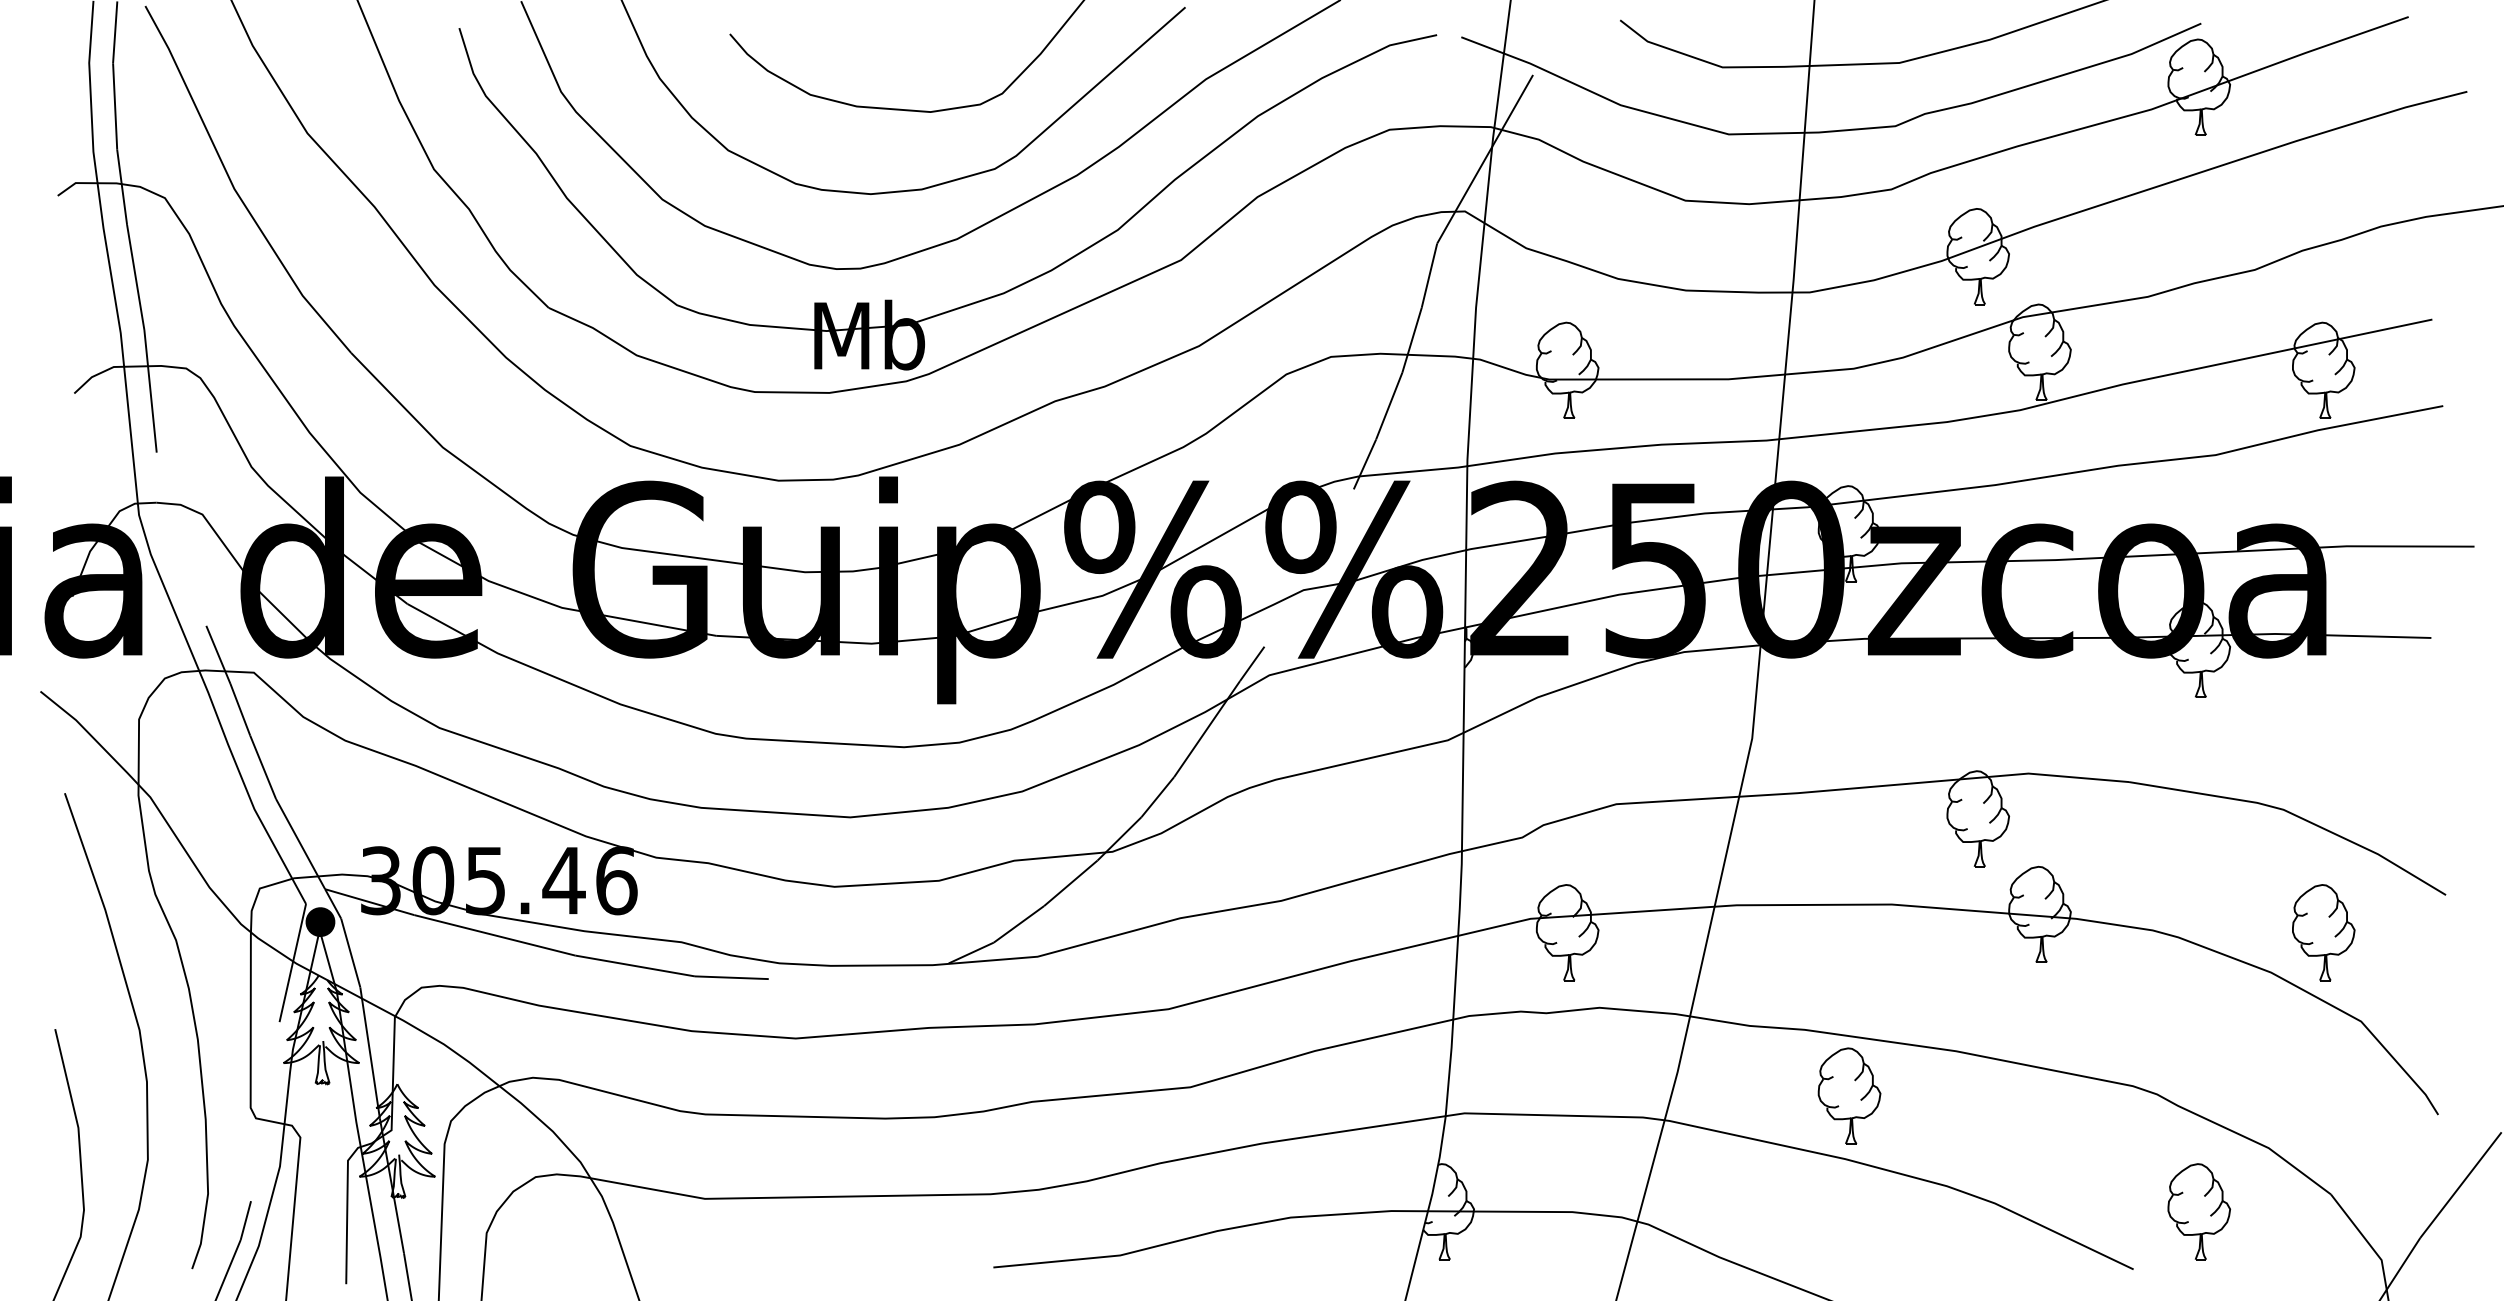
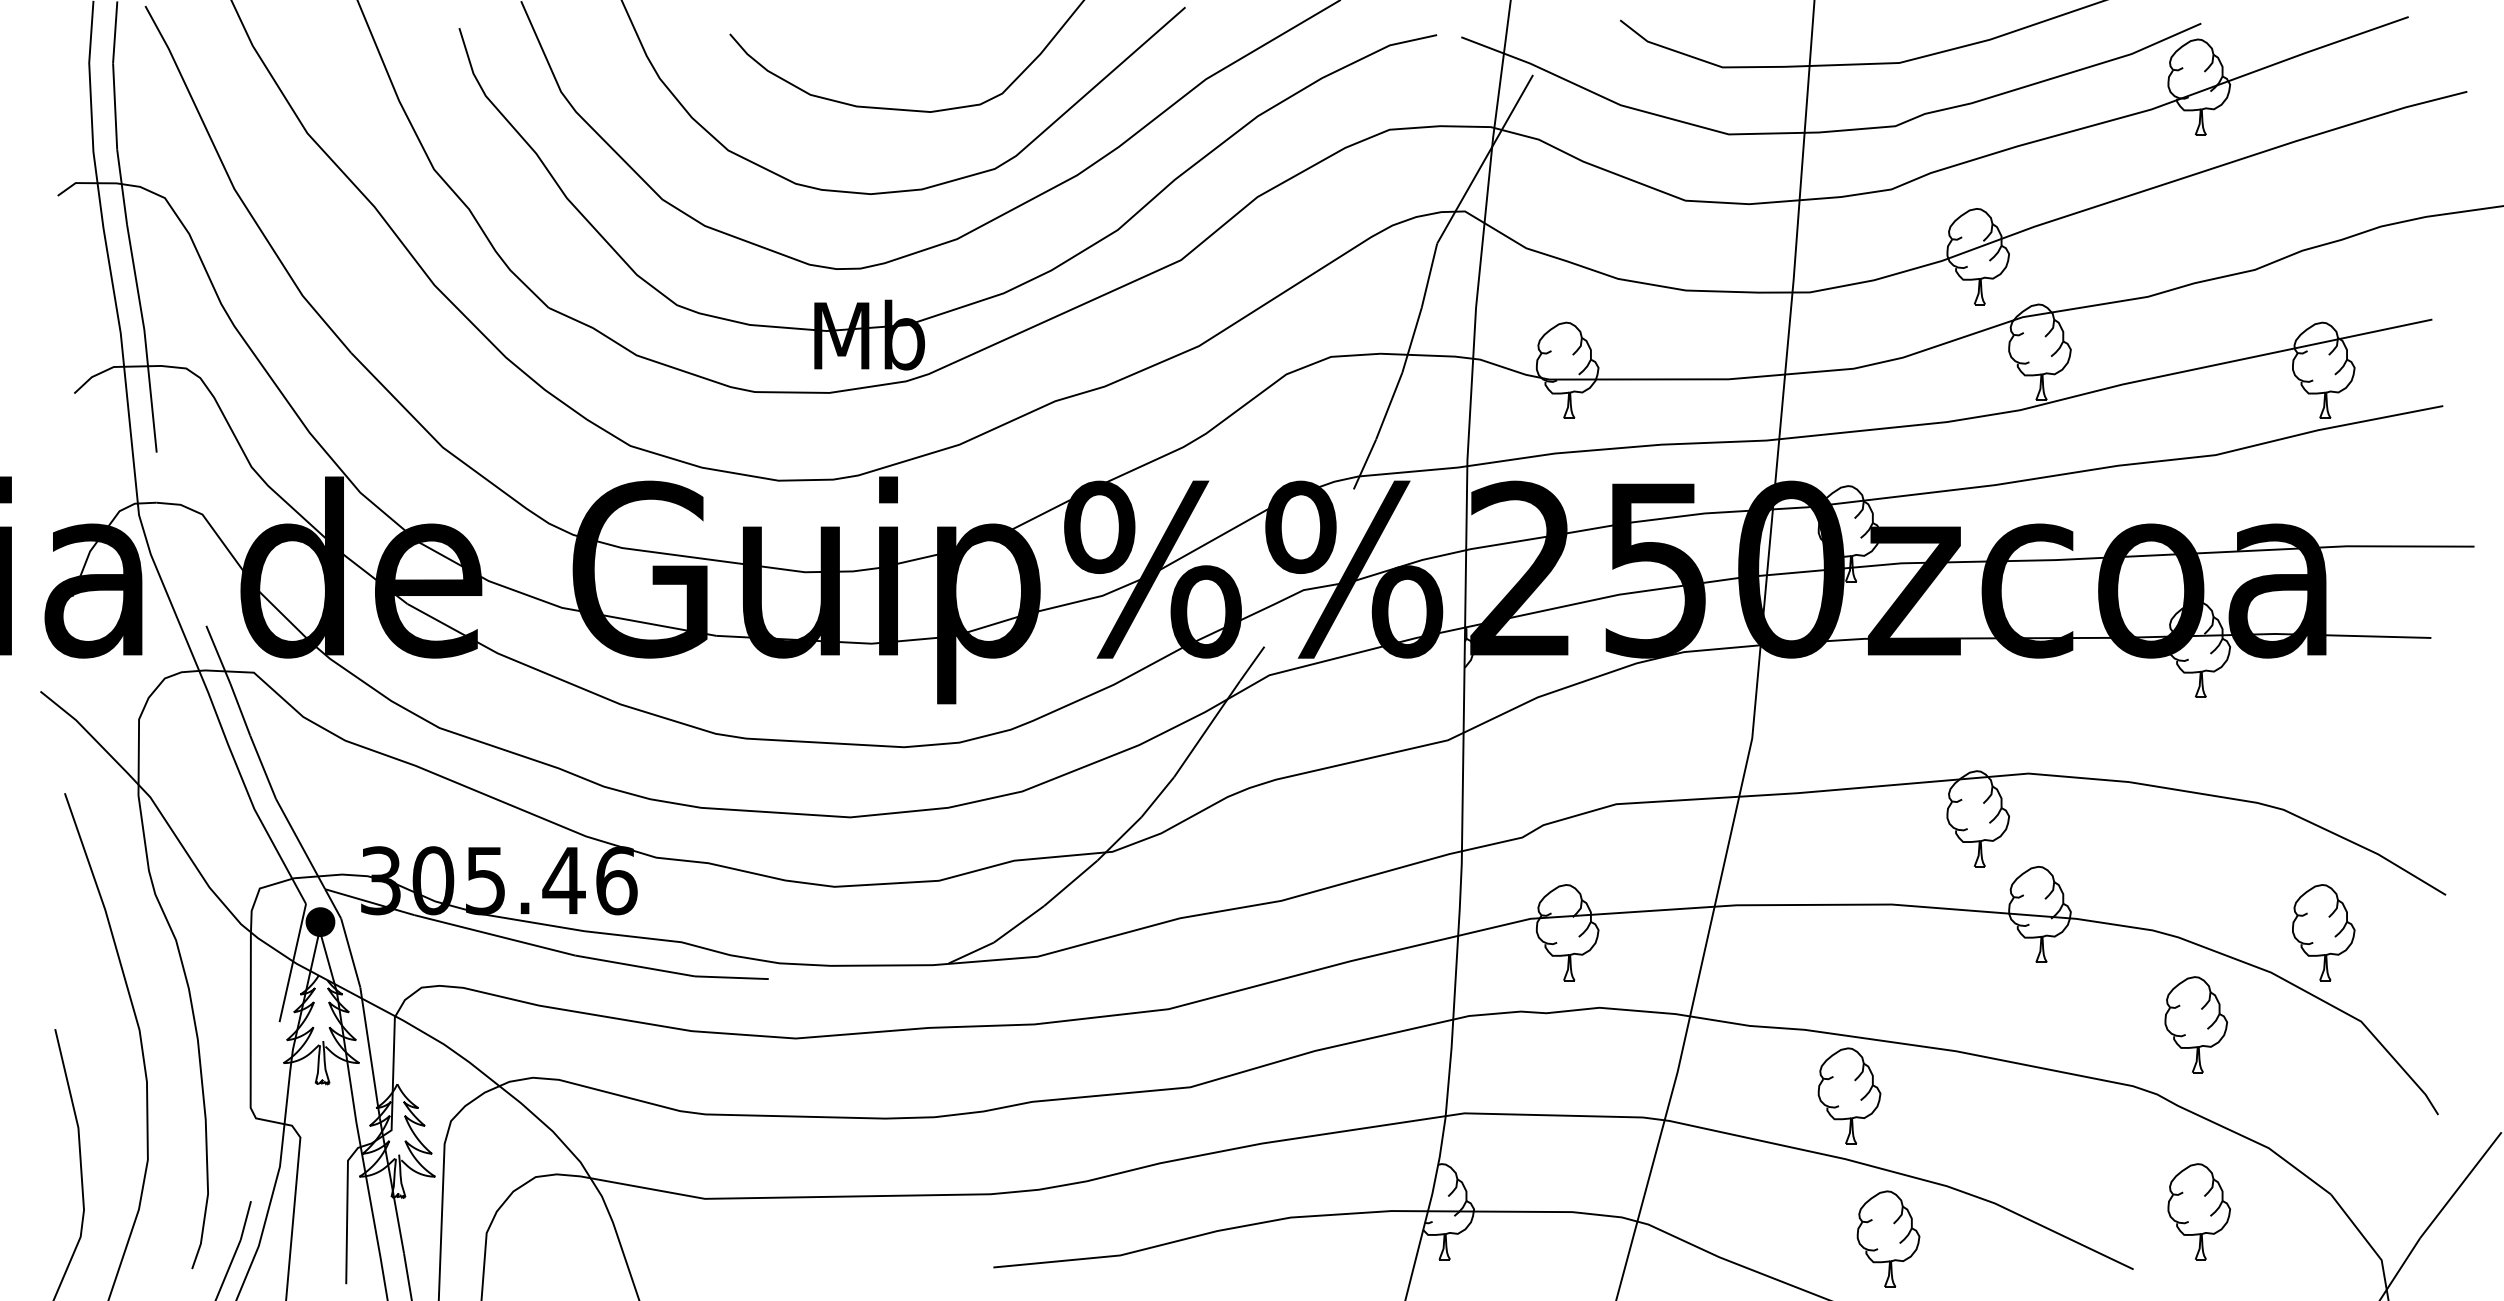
part: none -> present (2196, 1024)
part: none -> present (1888, 1238)
